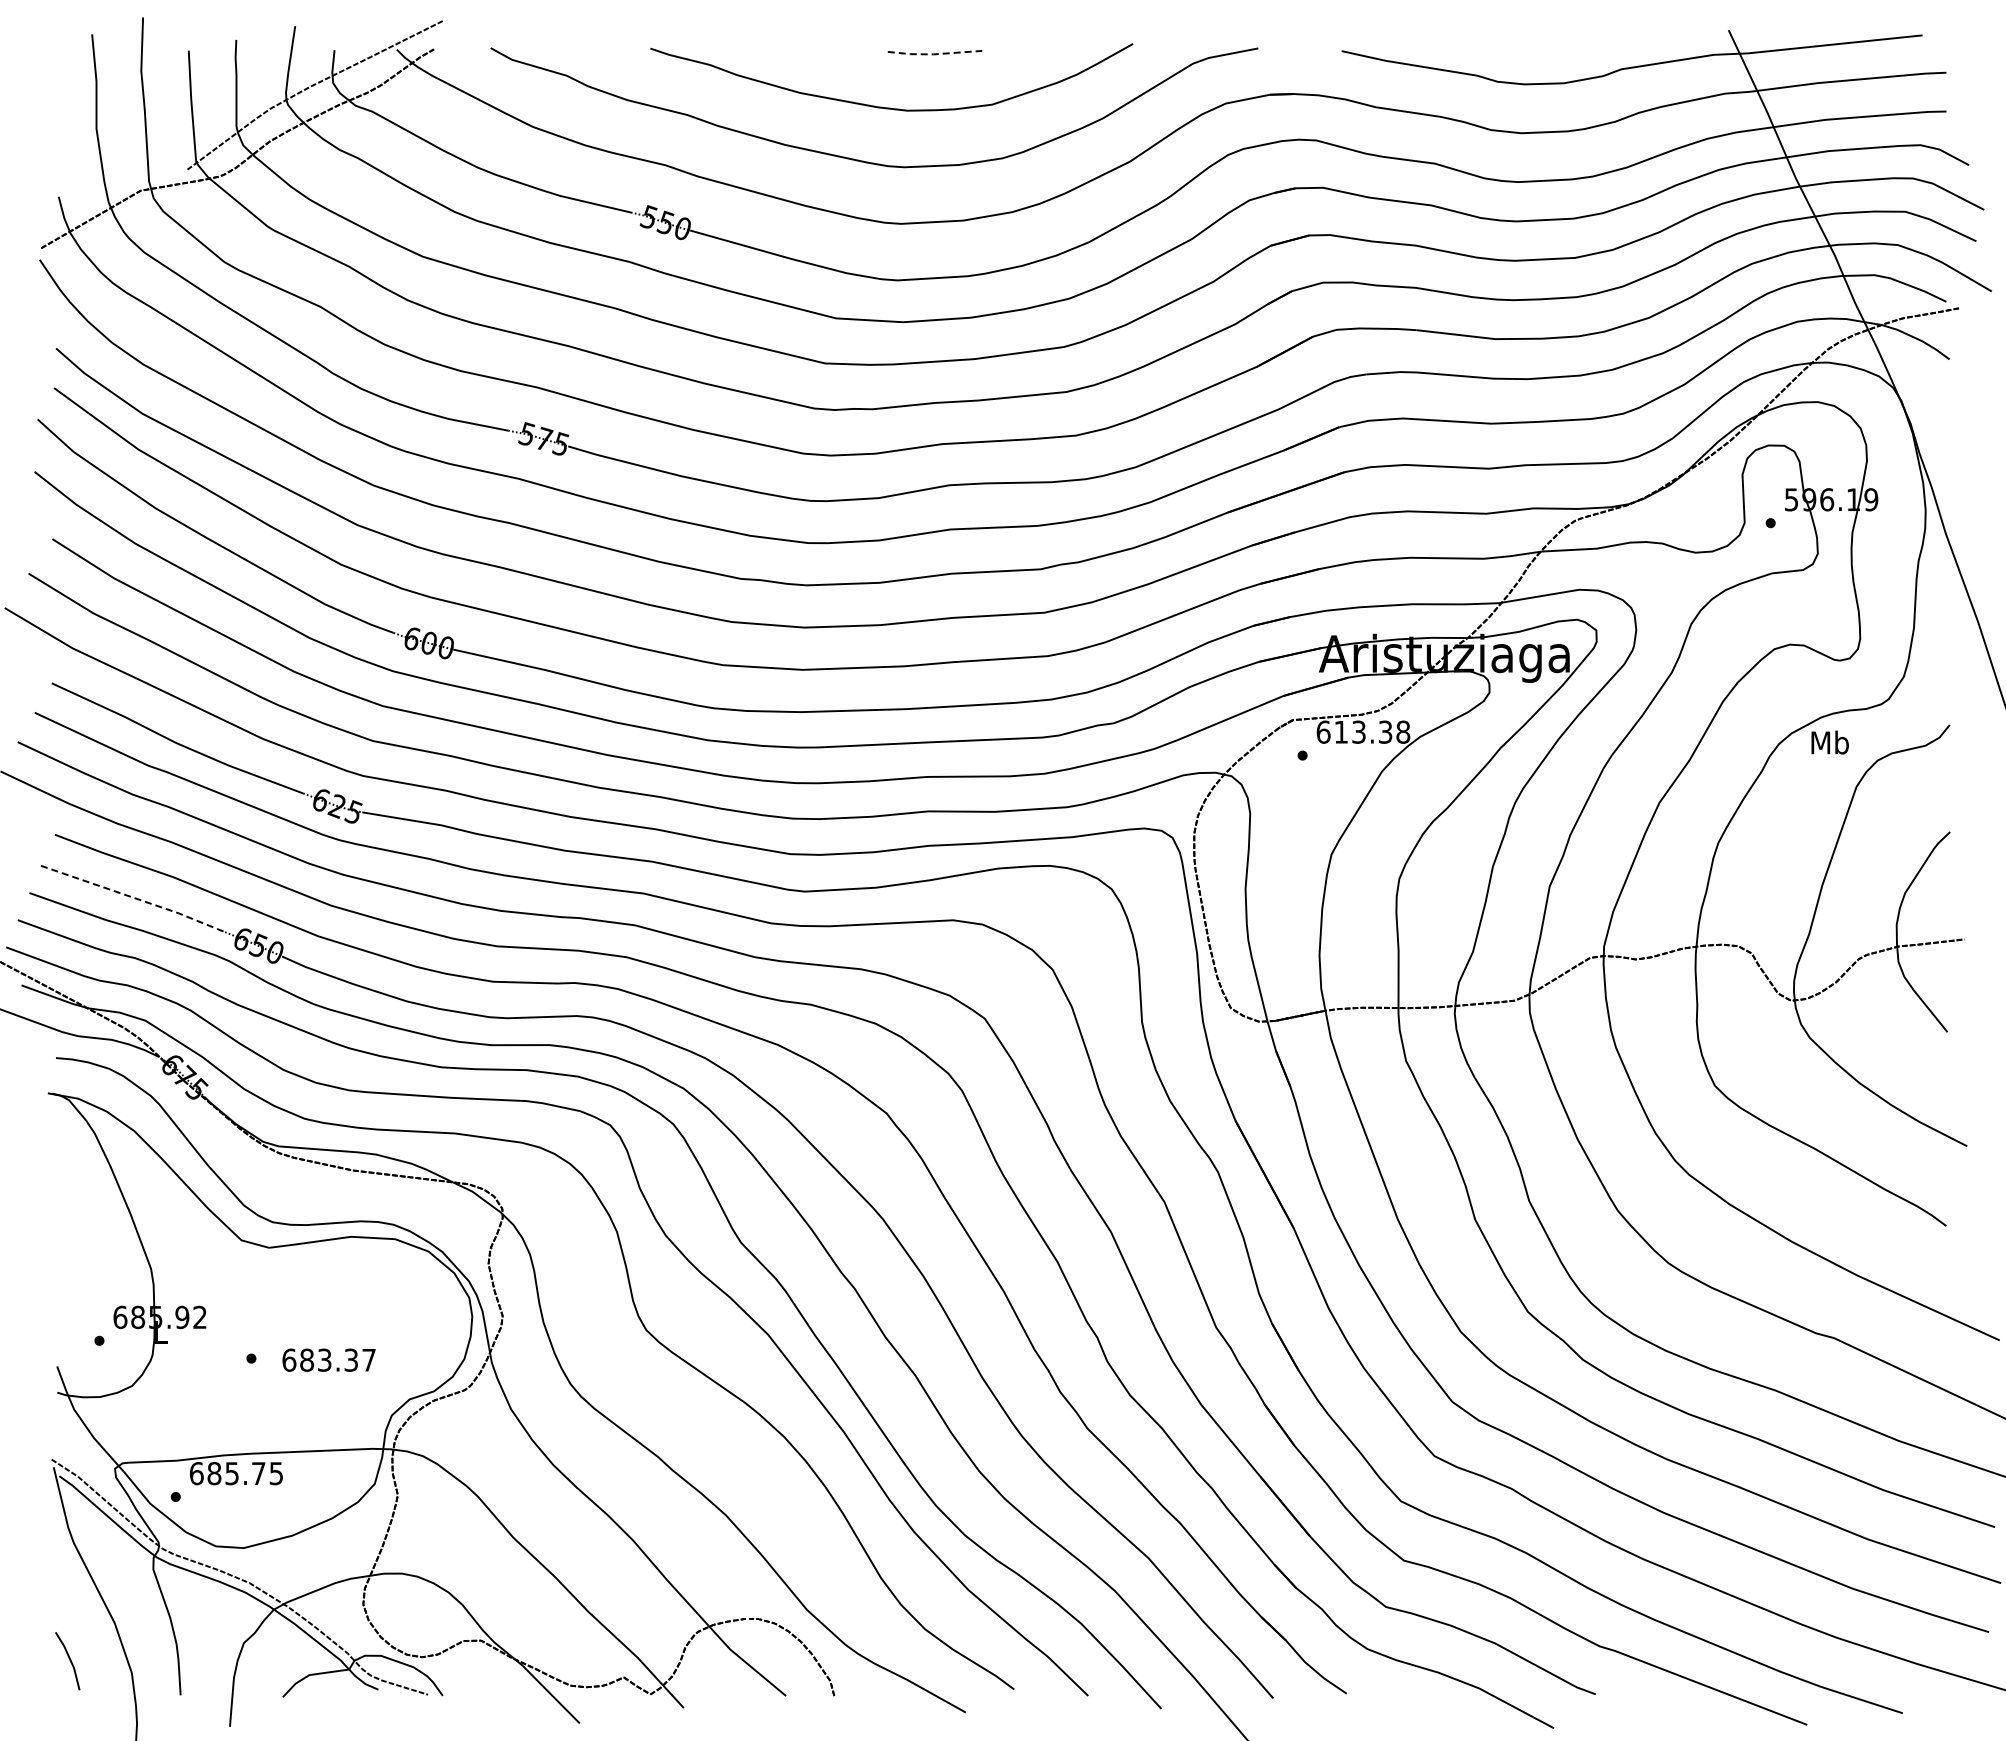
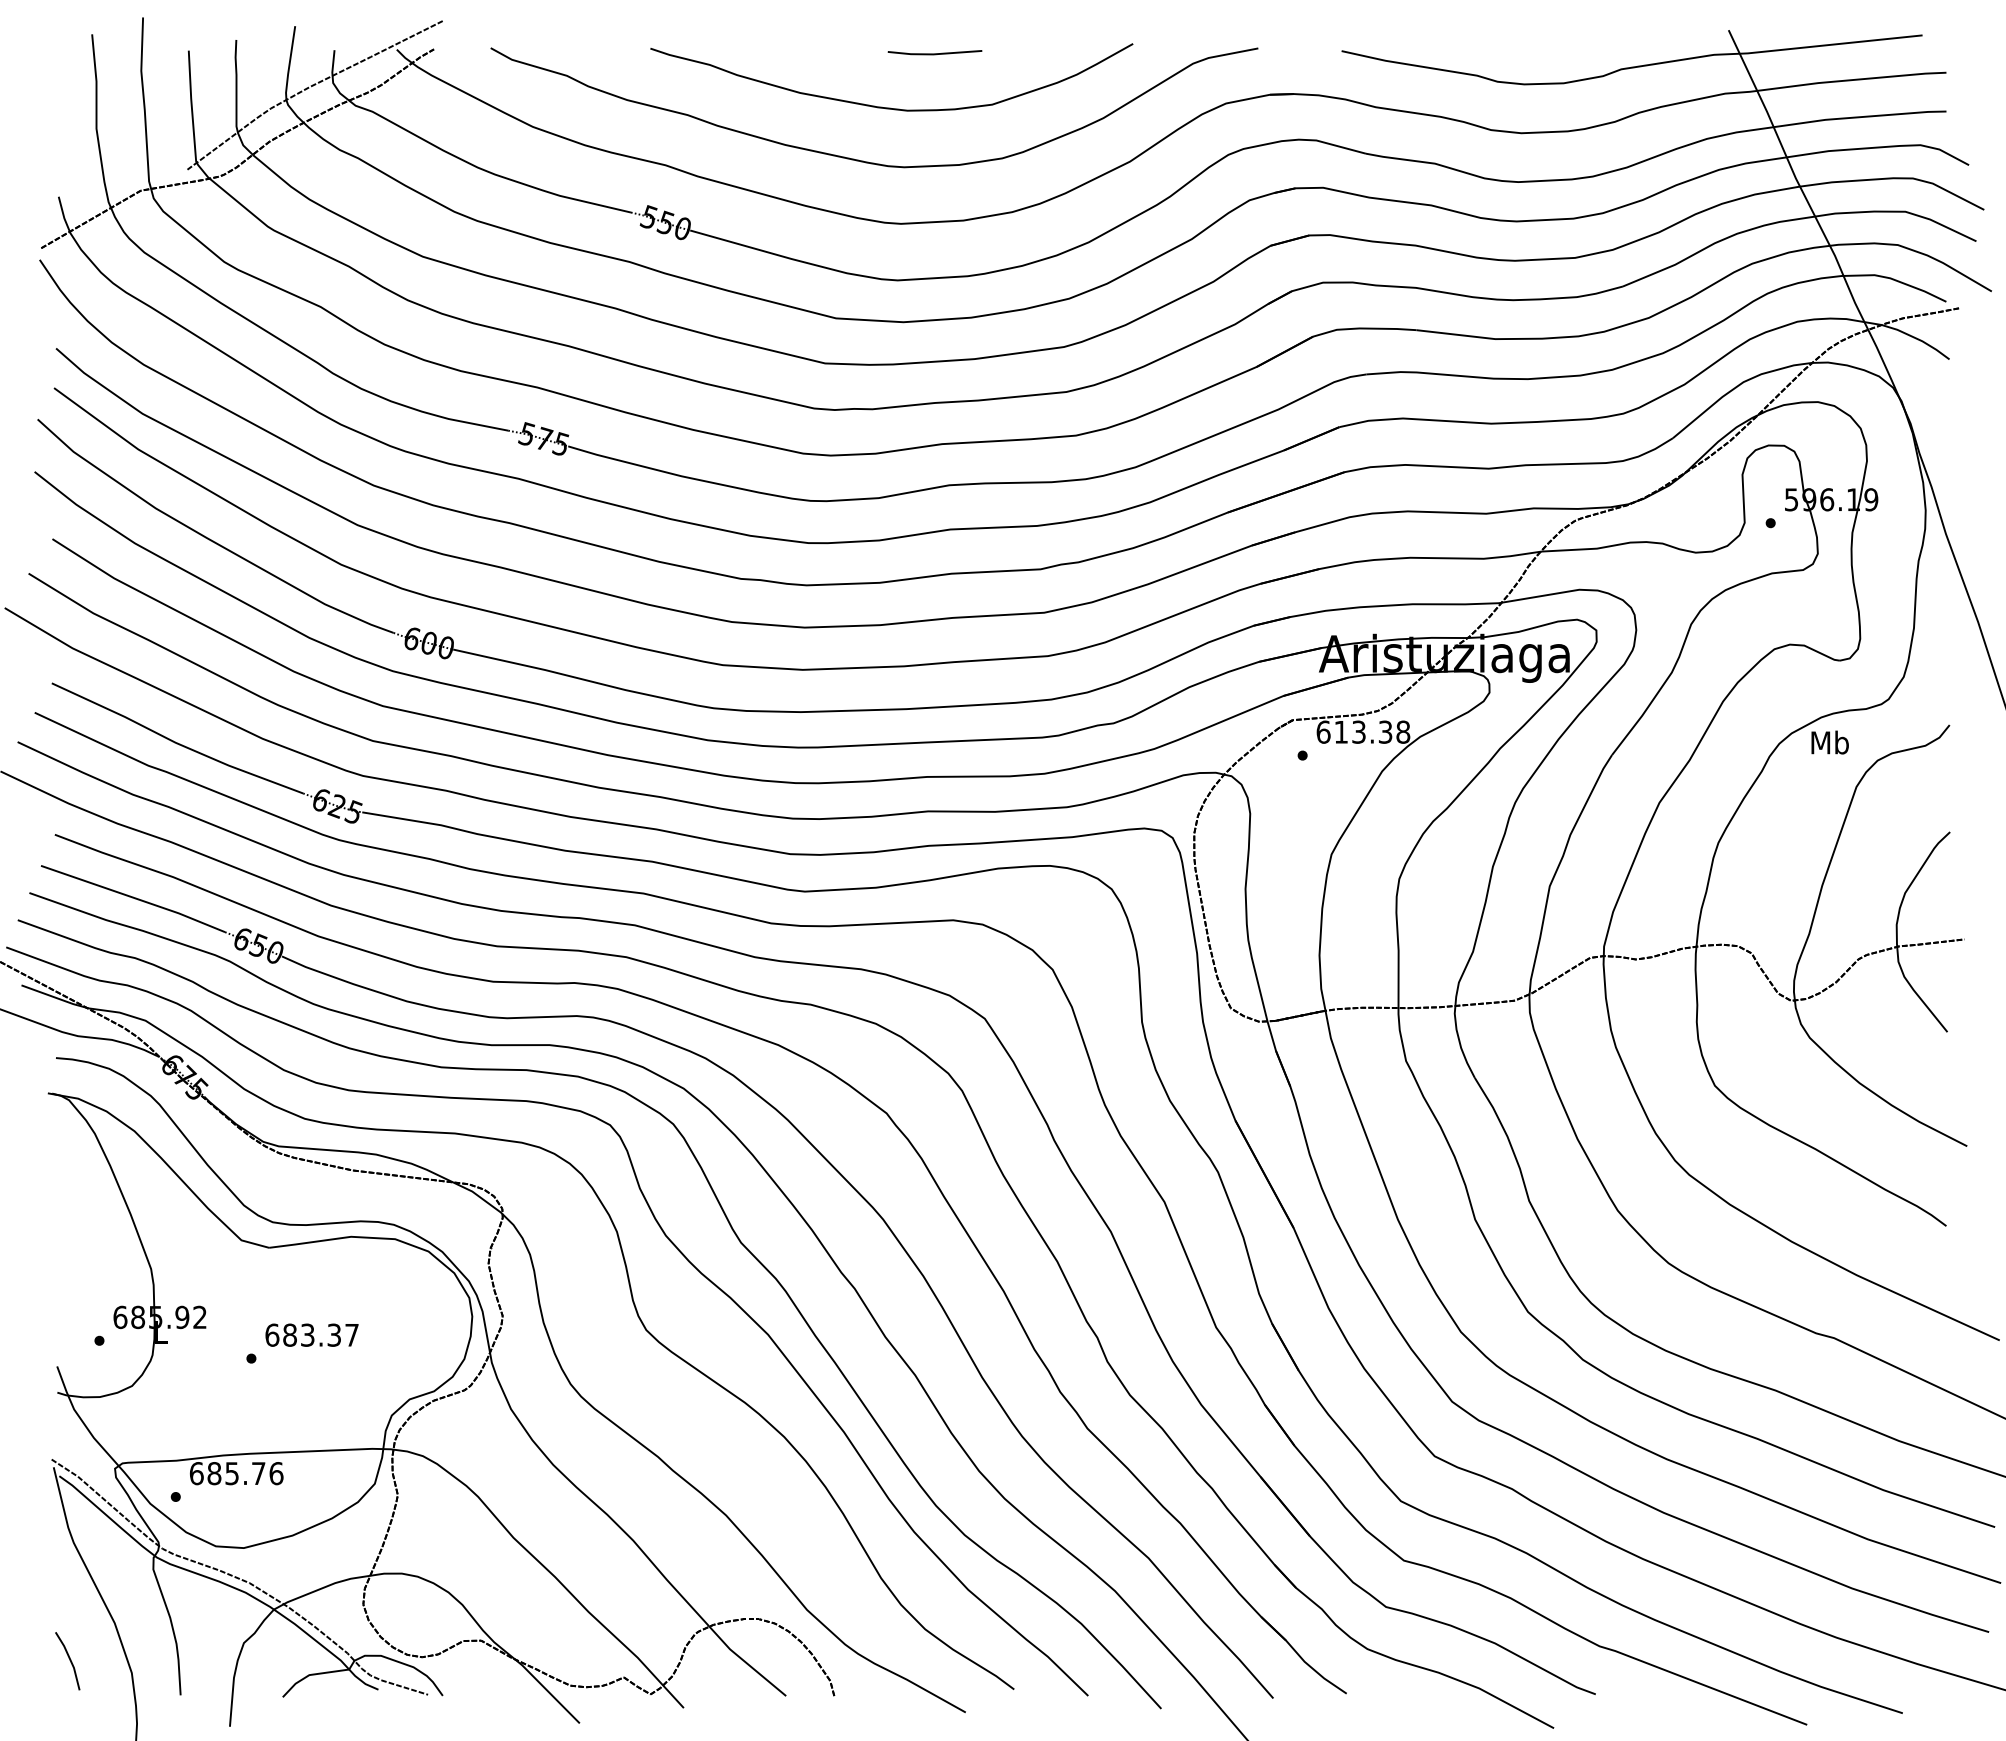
line: dashed -> solid (933, 54)
line: dashed -> solid (134, 898)
text position: (328, 1359) -> (311, 1334) (311, 1334)
text: 685.75 -> 685.76 (276, 1473)
